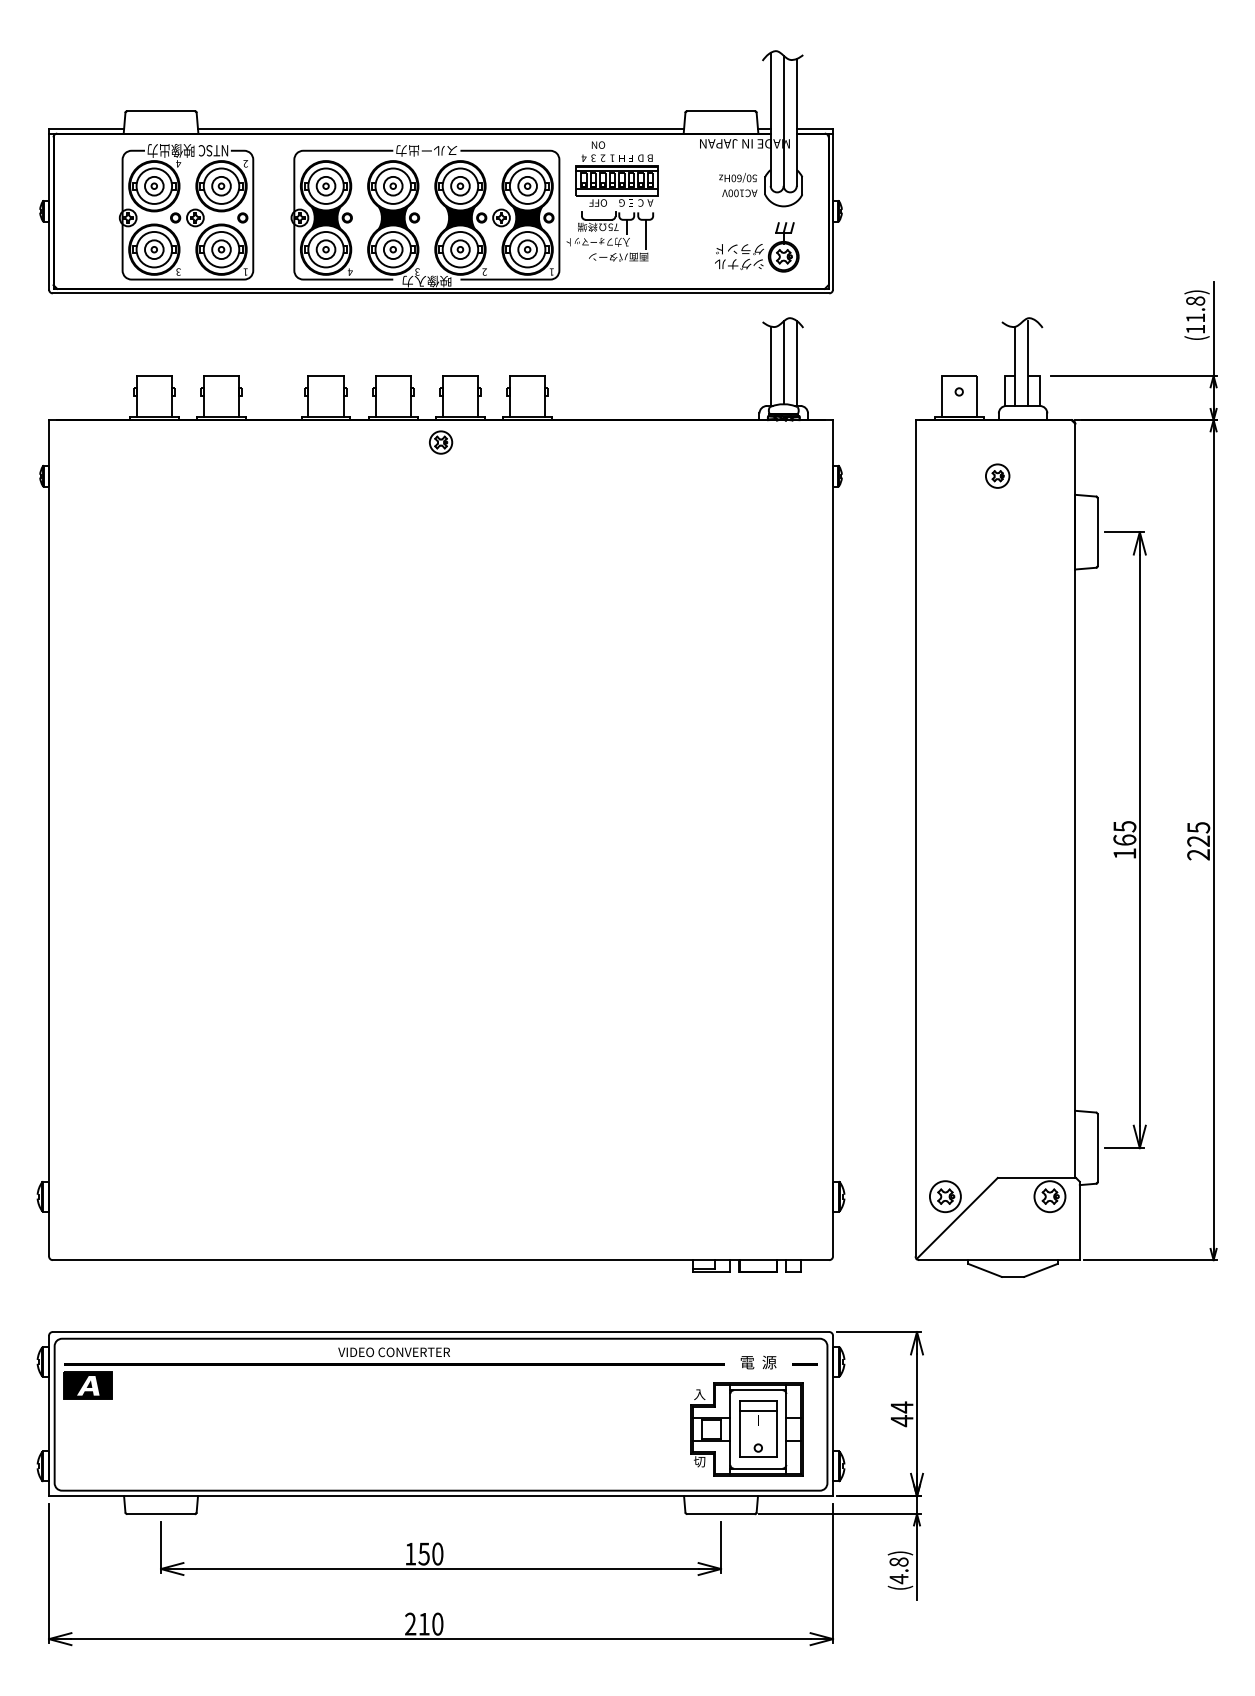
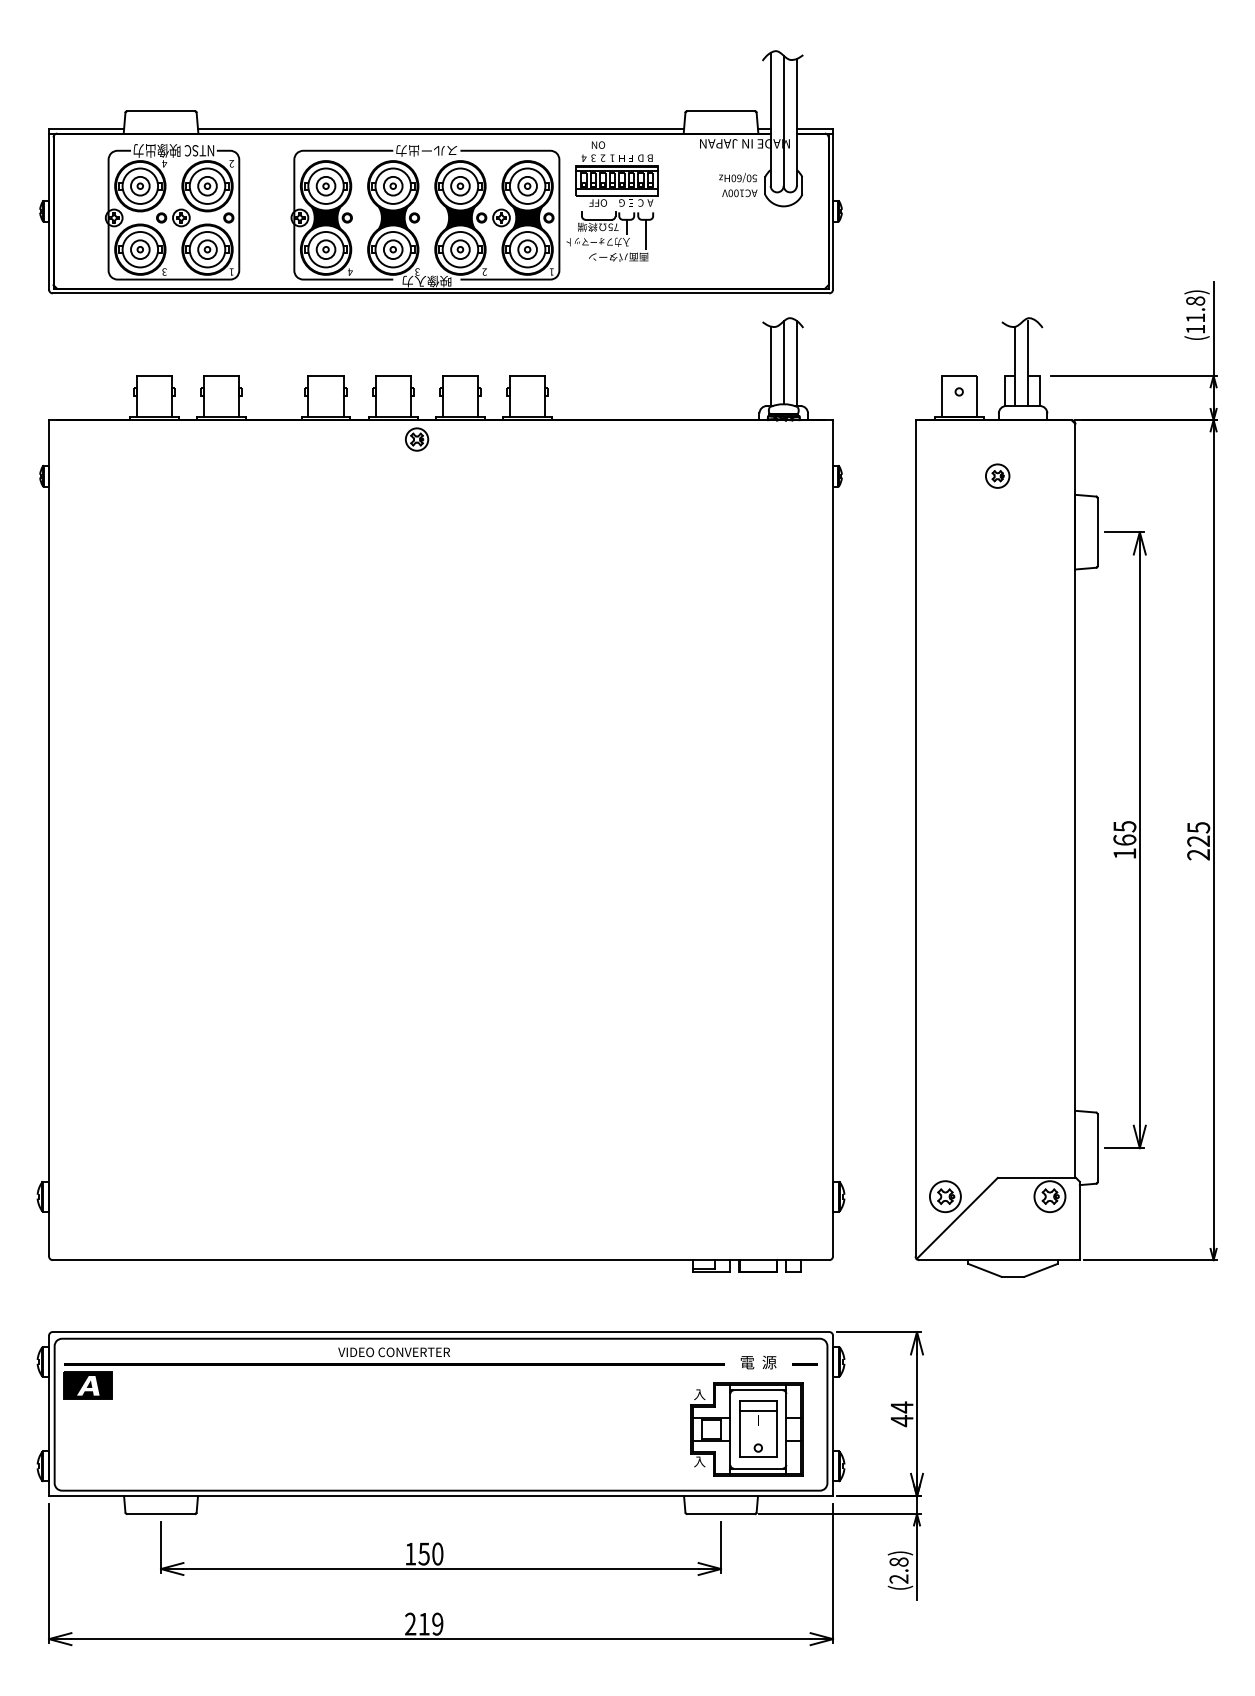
part position: (186, 212) -> (172, 212) (172, 212)
part: present -> none (757, 247)
part position: (441, 442) -> (417, 439) (417, 439)
text: 切 -> 入 (699, 1461)
text: (4.8) -> (2.8) (898, 1579)
text: 210 -> 219 (437, 1623)
